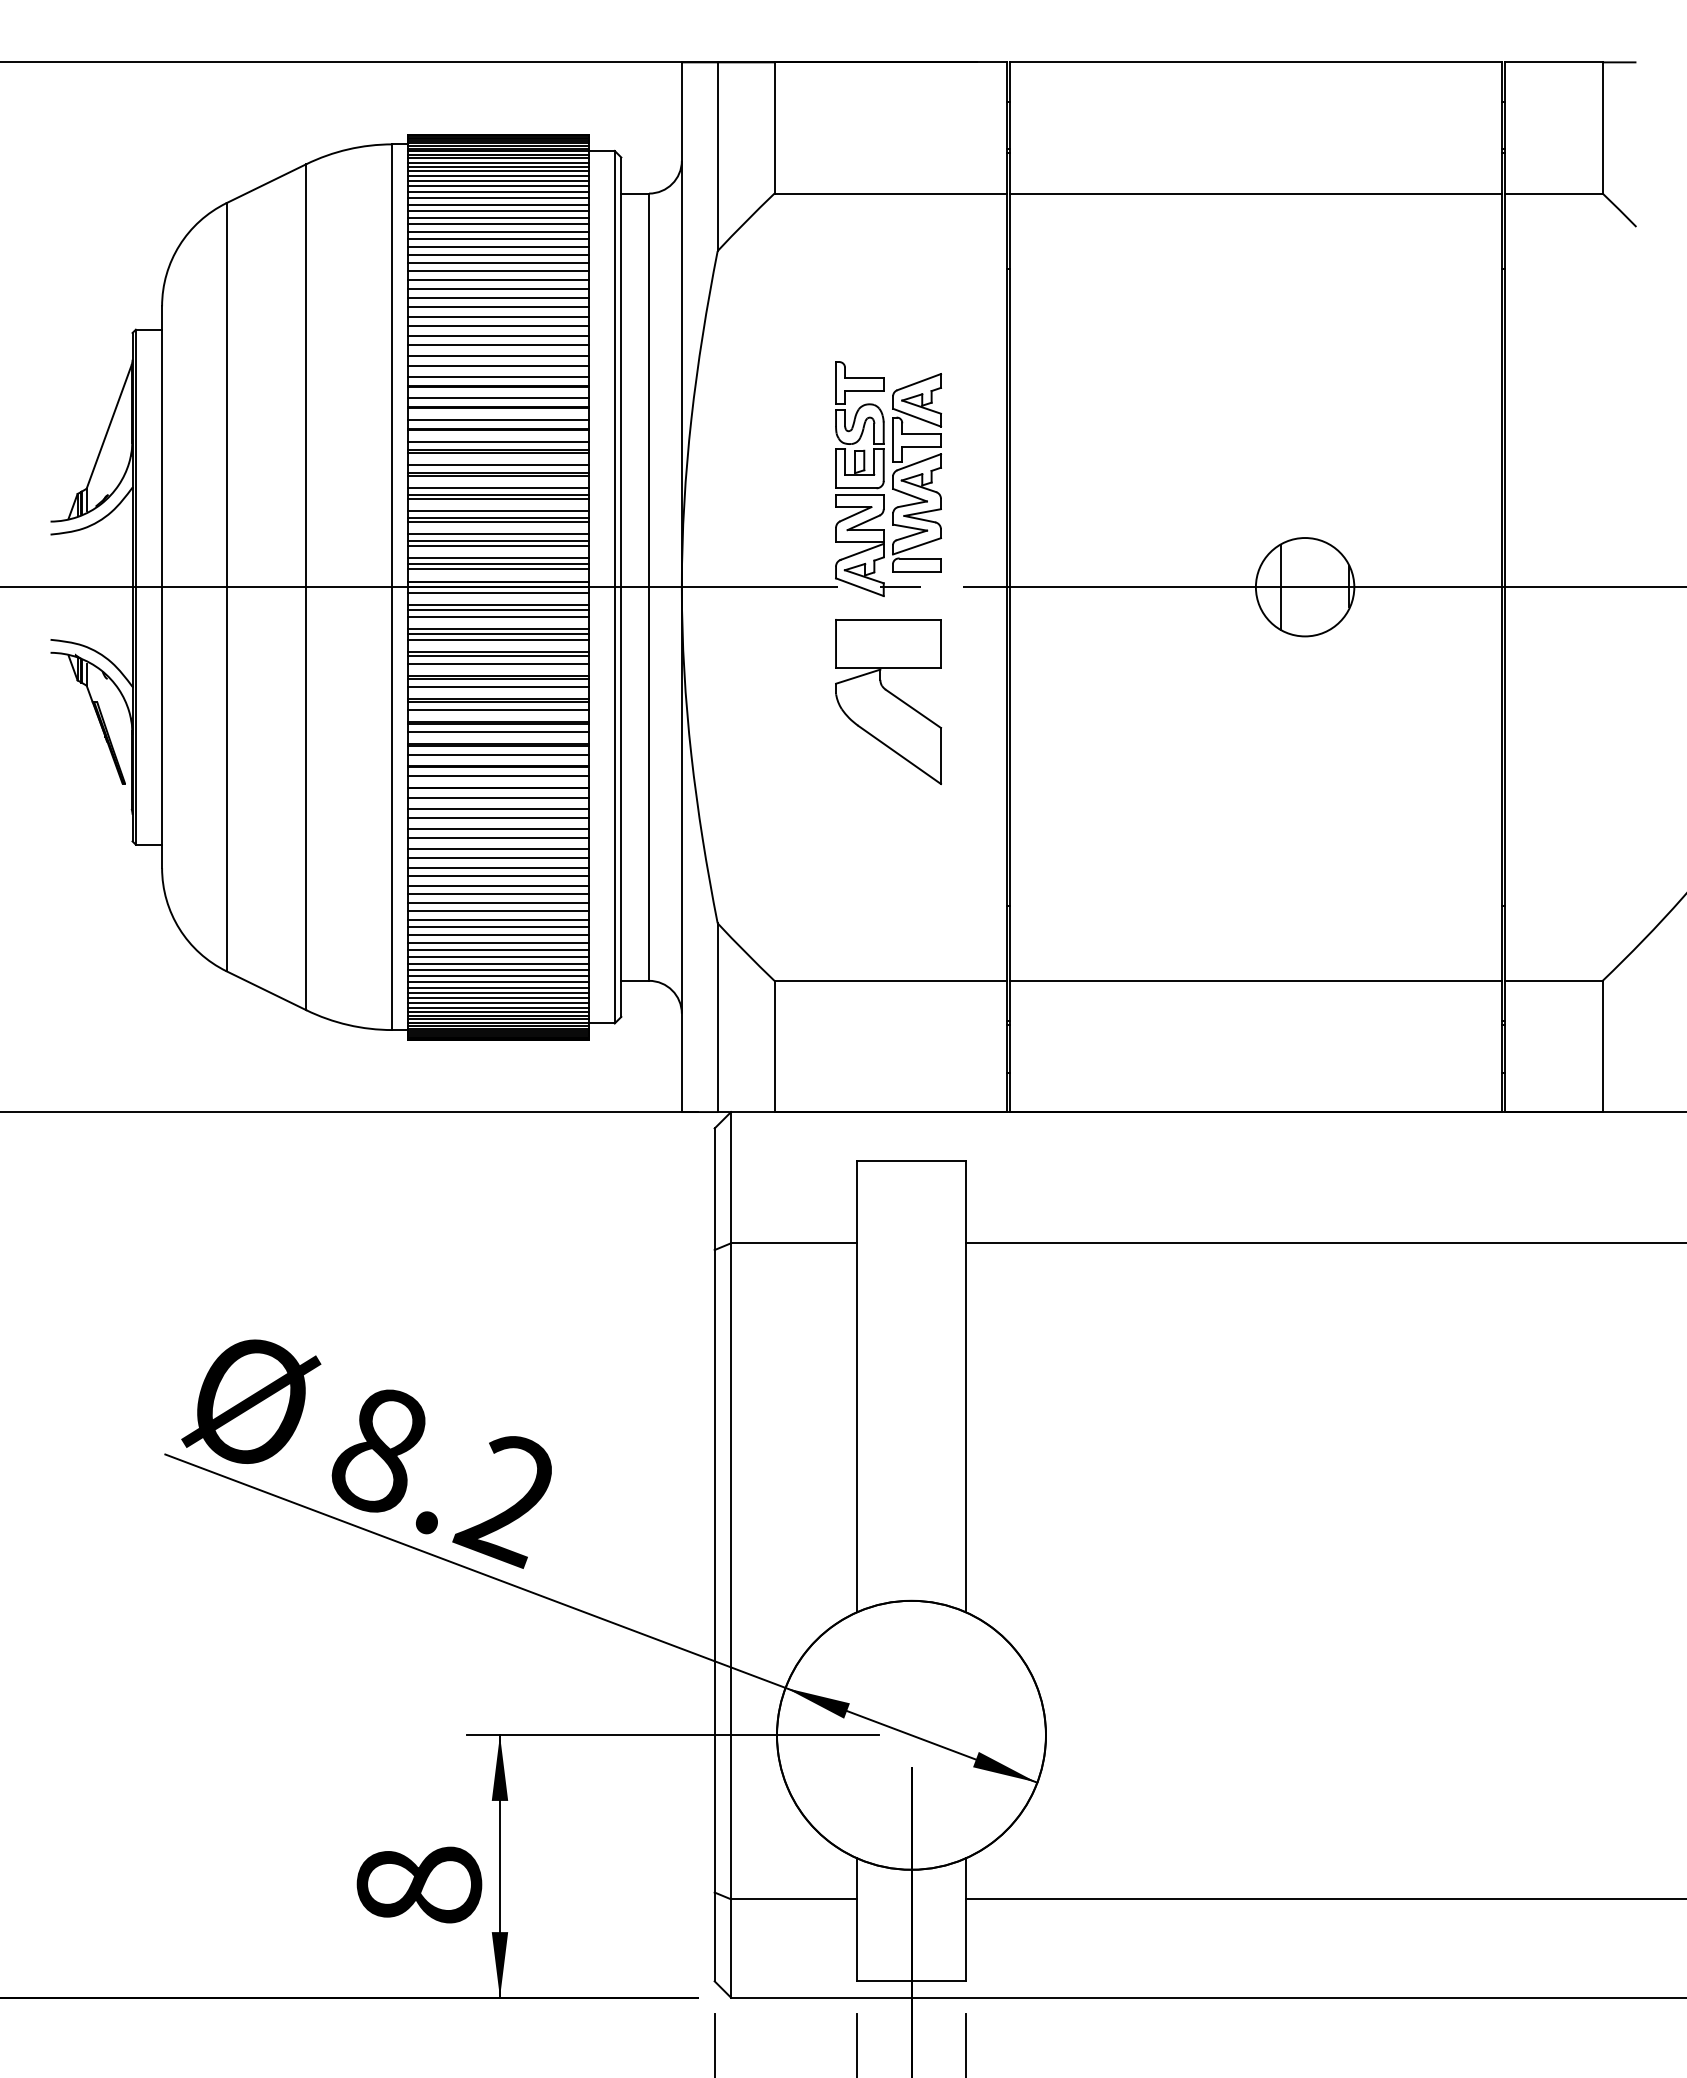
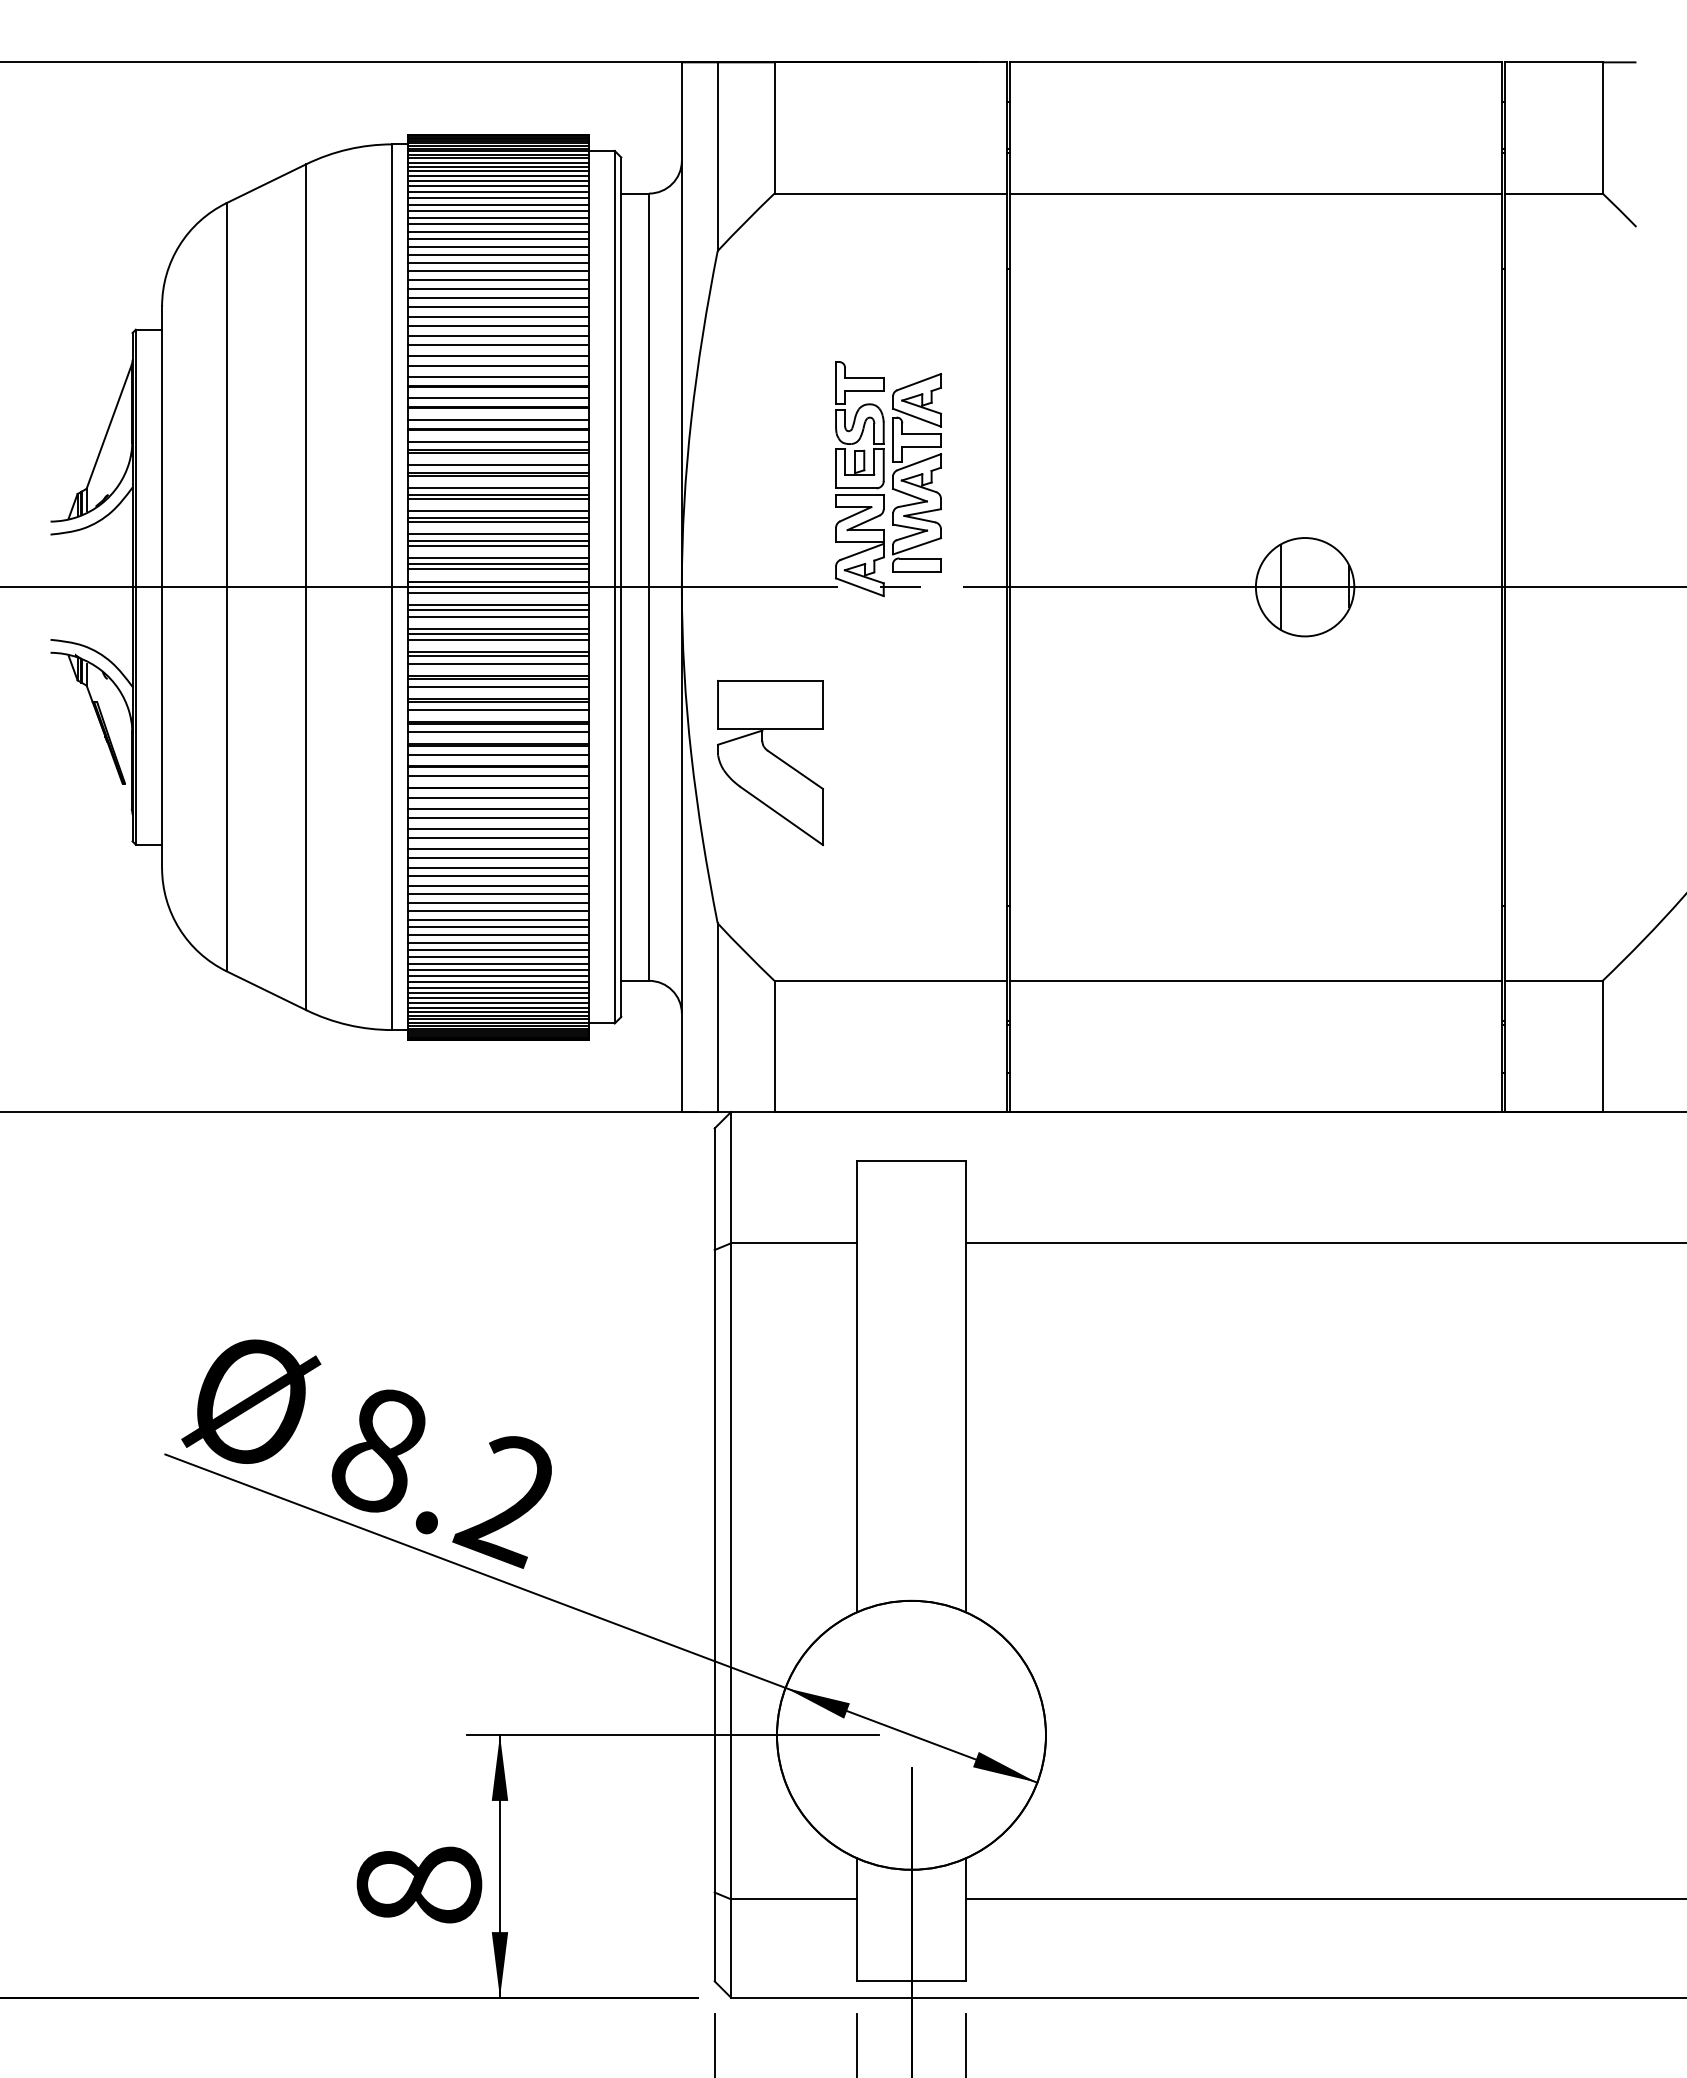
part position: (888, 701) -> (770, 762) (770, 762)
